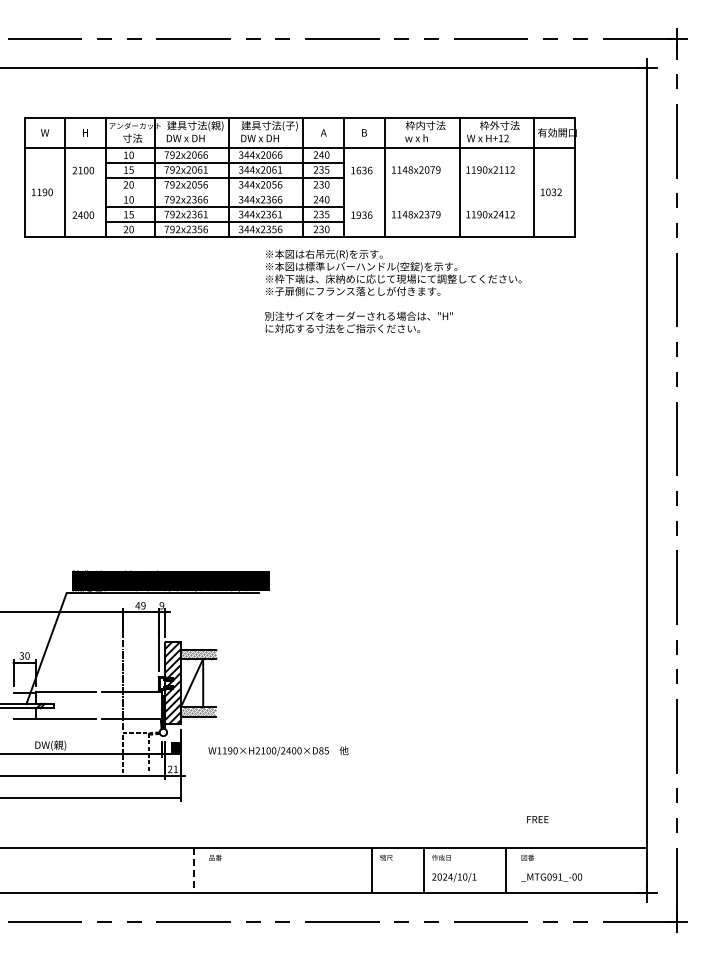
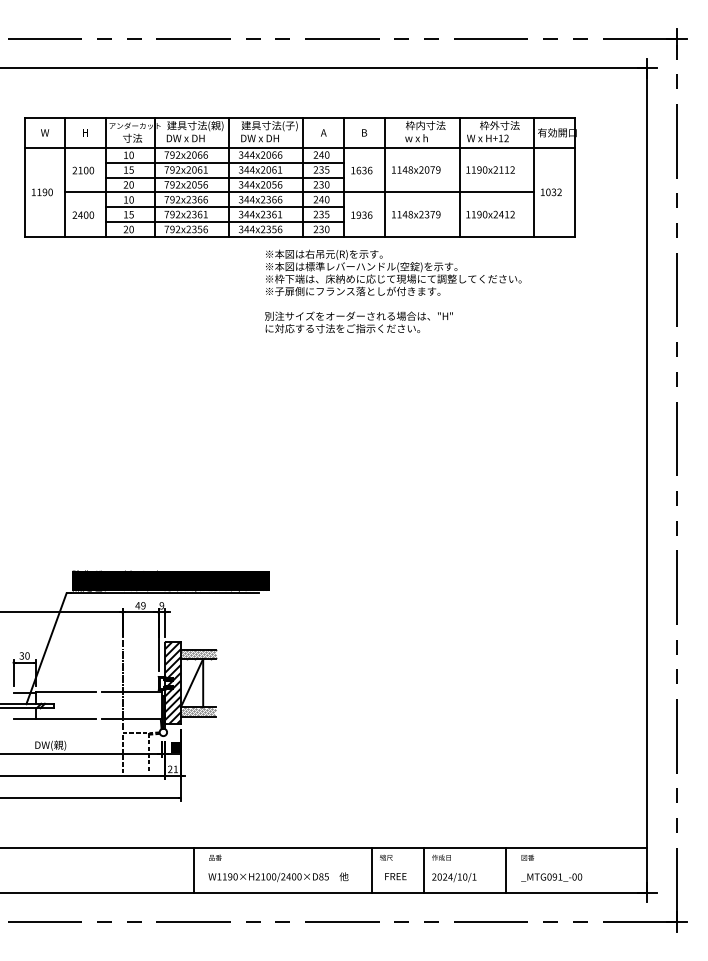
line: none -> present (299, 192)
text position: (278, 750) -> (278, 876) (278, 876)
text position: (537, 819) -> (395, 876) (395, 876)
line: dashed -> solid (193, 870)
